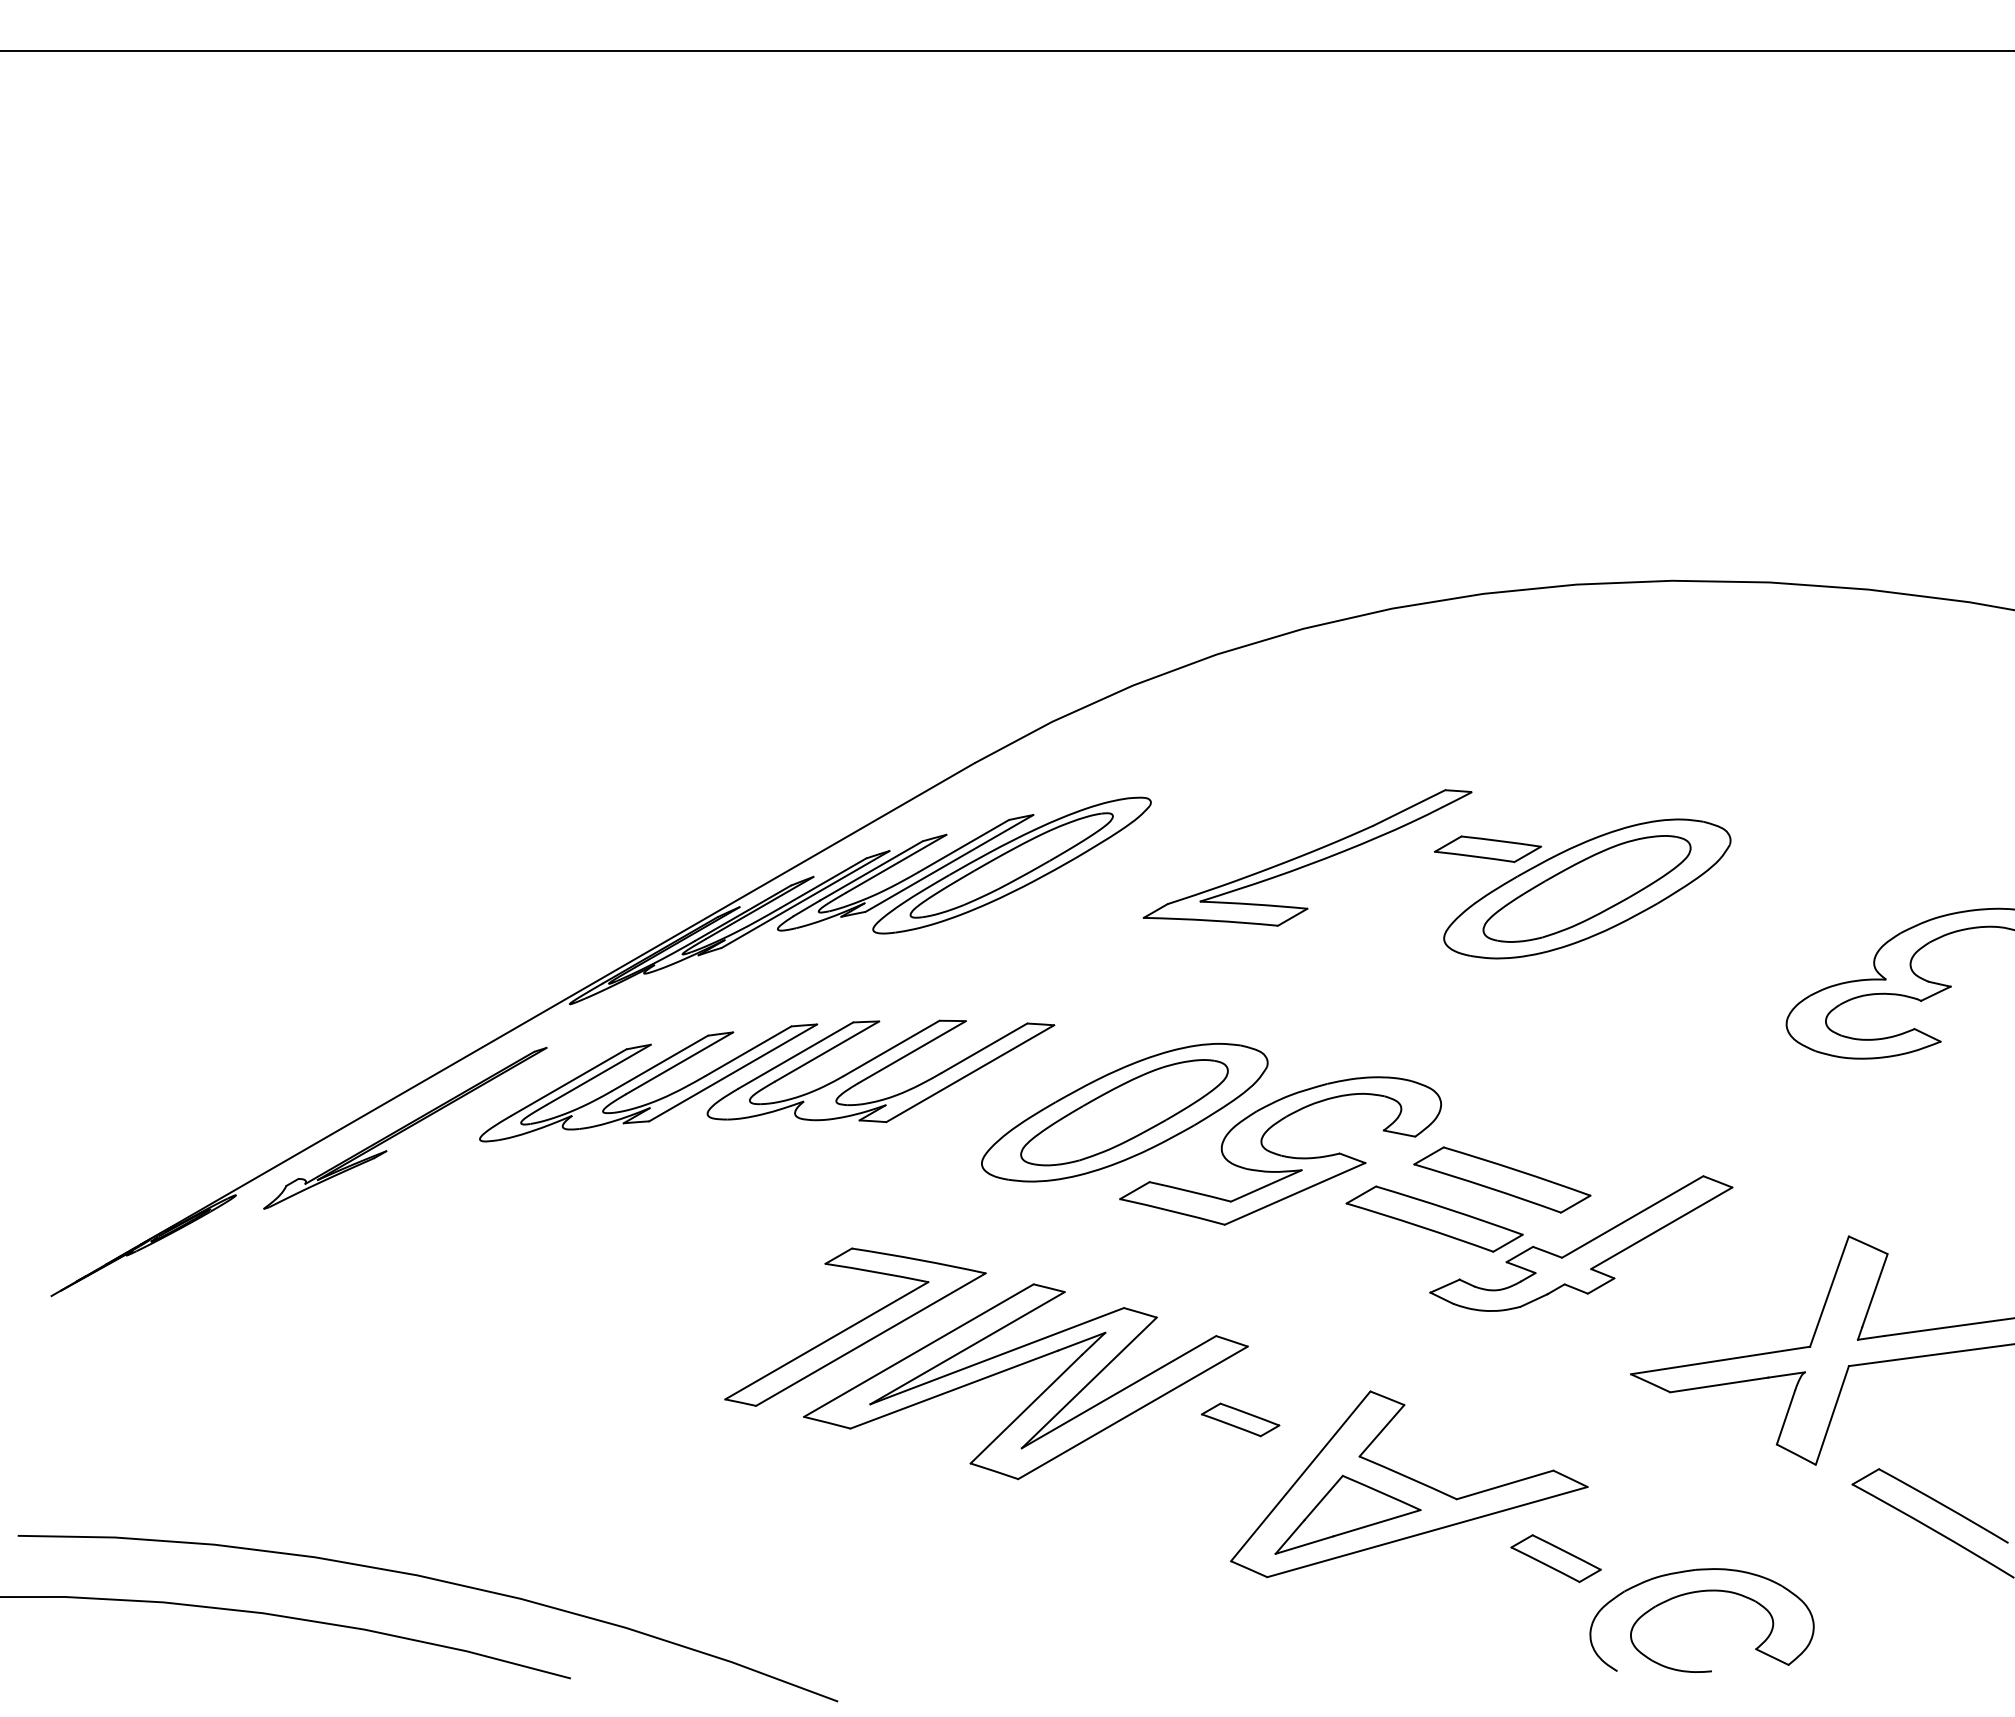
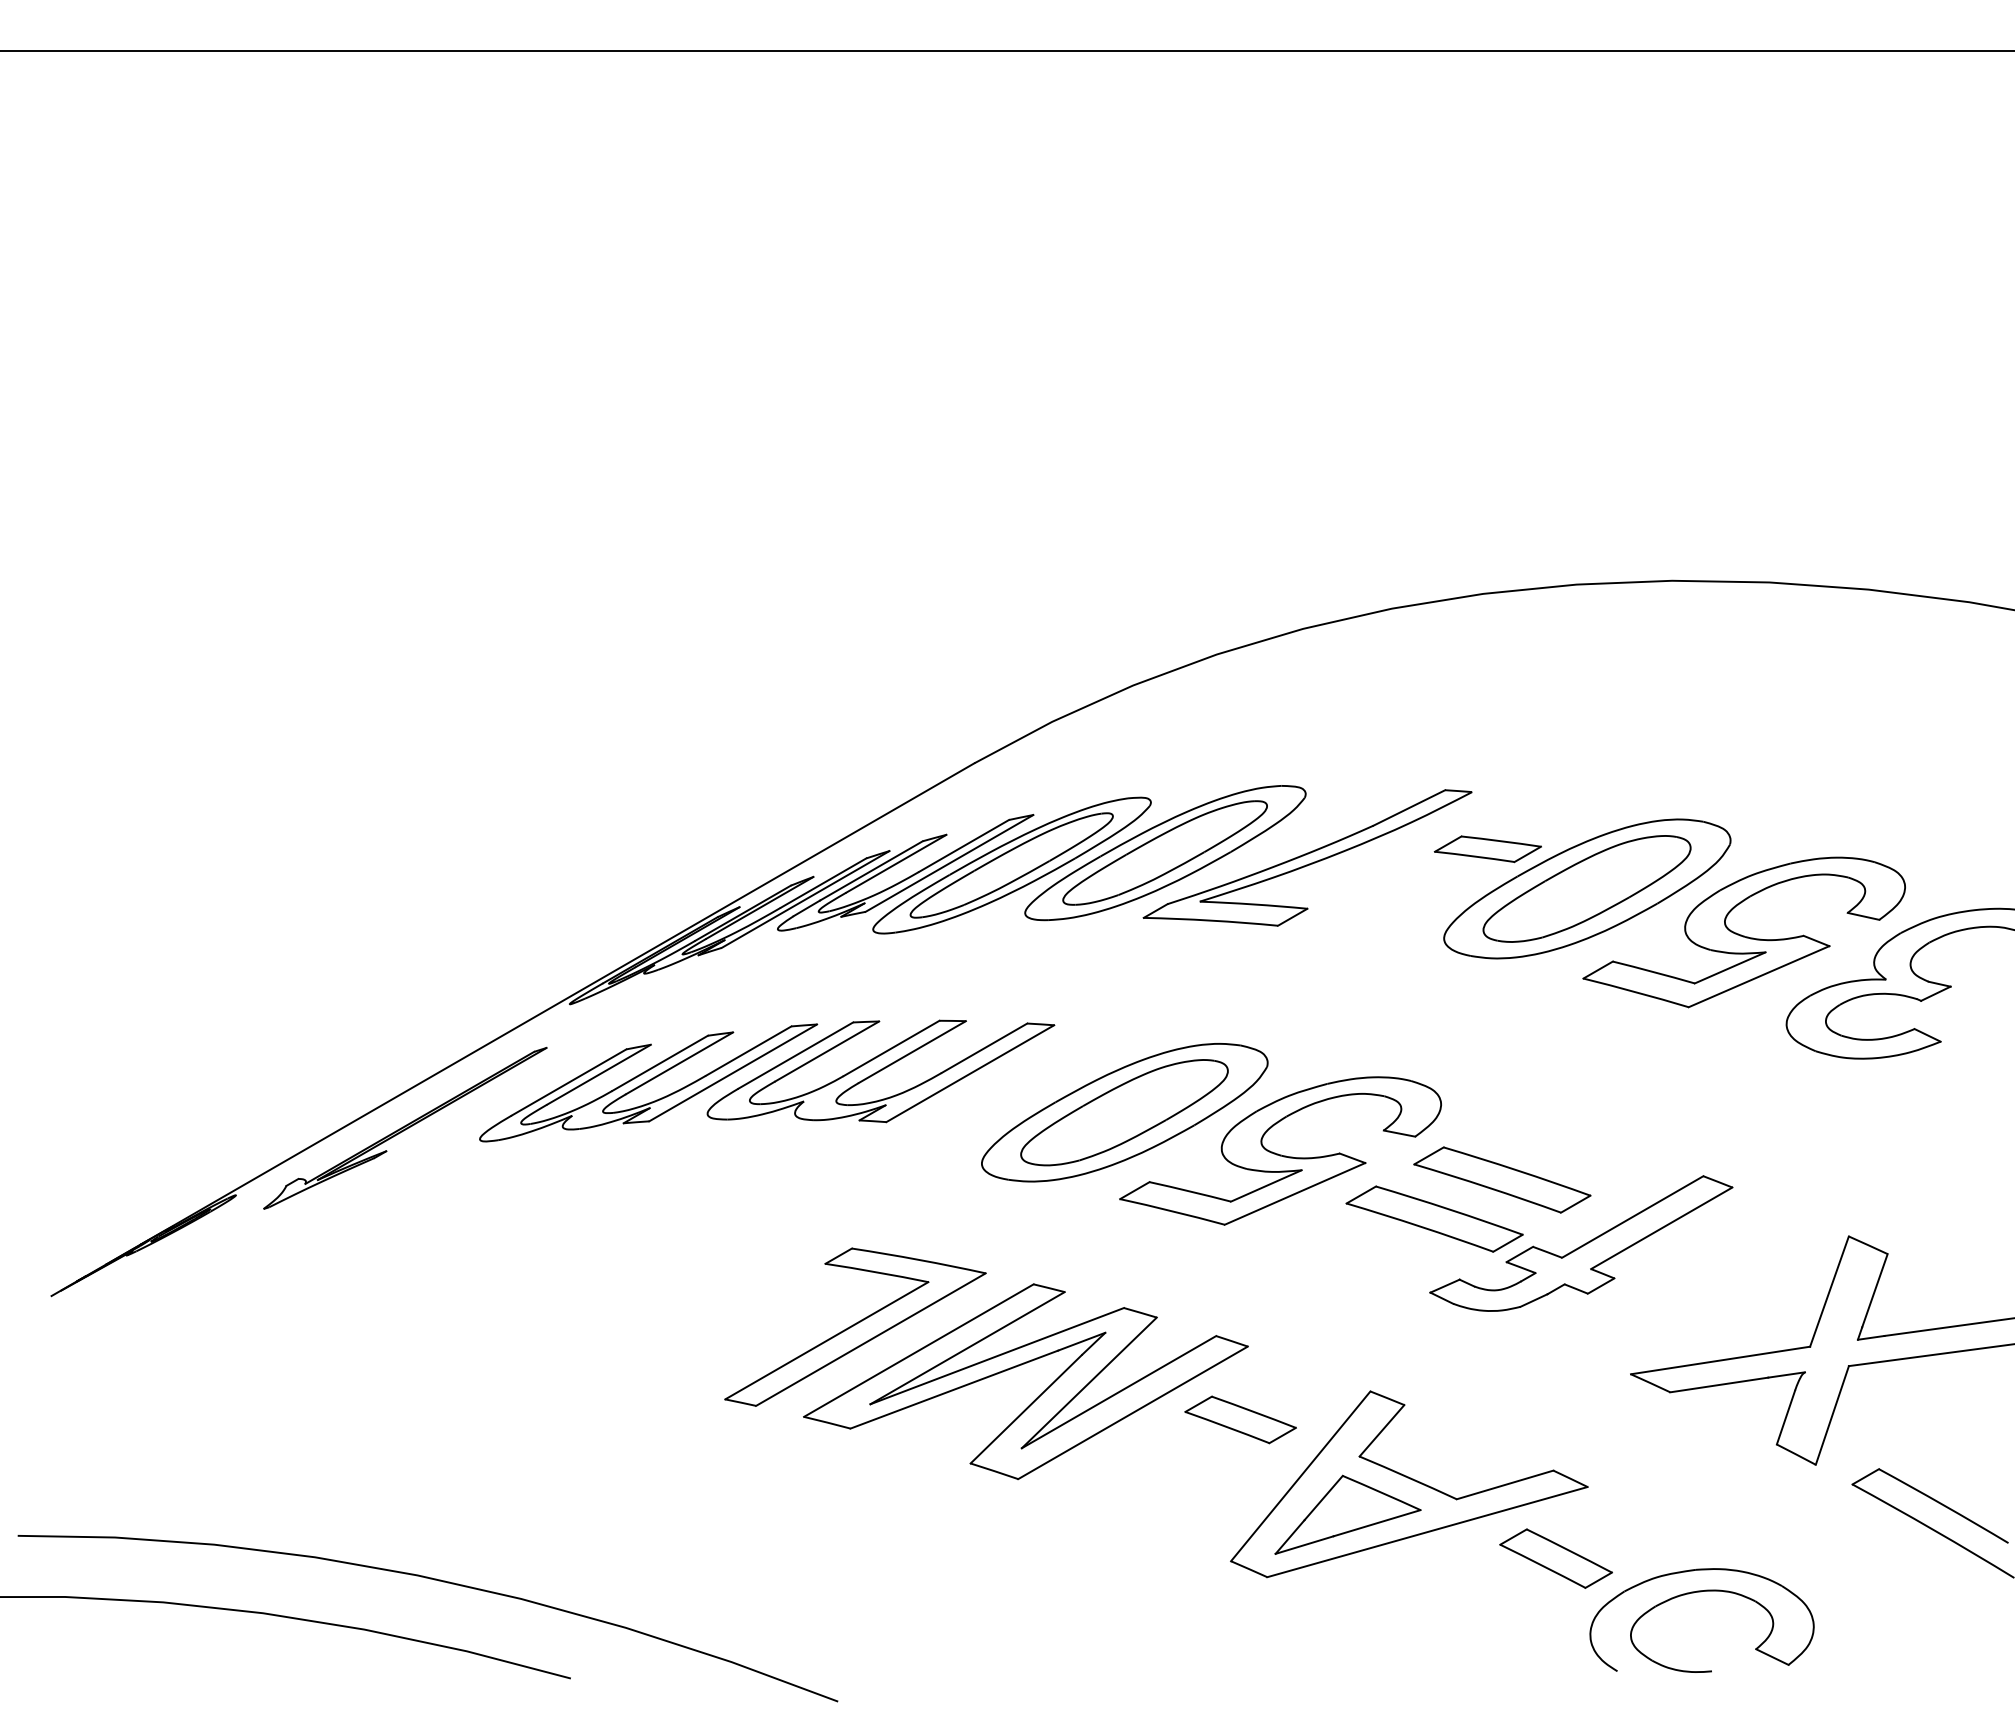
part: none -> present (1165, 853)
part: none -> present (1743, 932)
part size: 81x36 px -> 113x50 px (1240, 1419)
part size: 92x50 px -> 114x61 px (1555, 1558)
